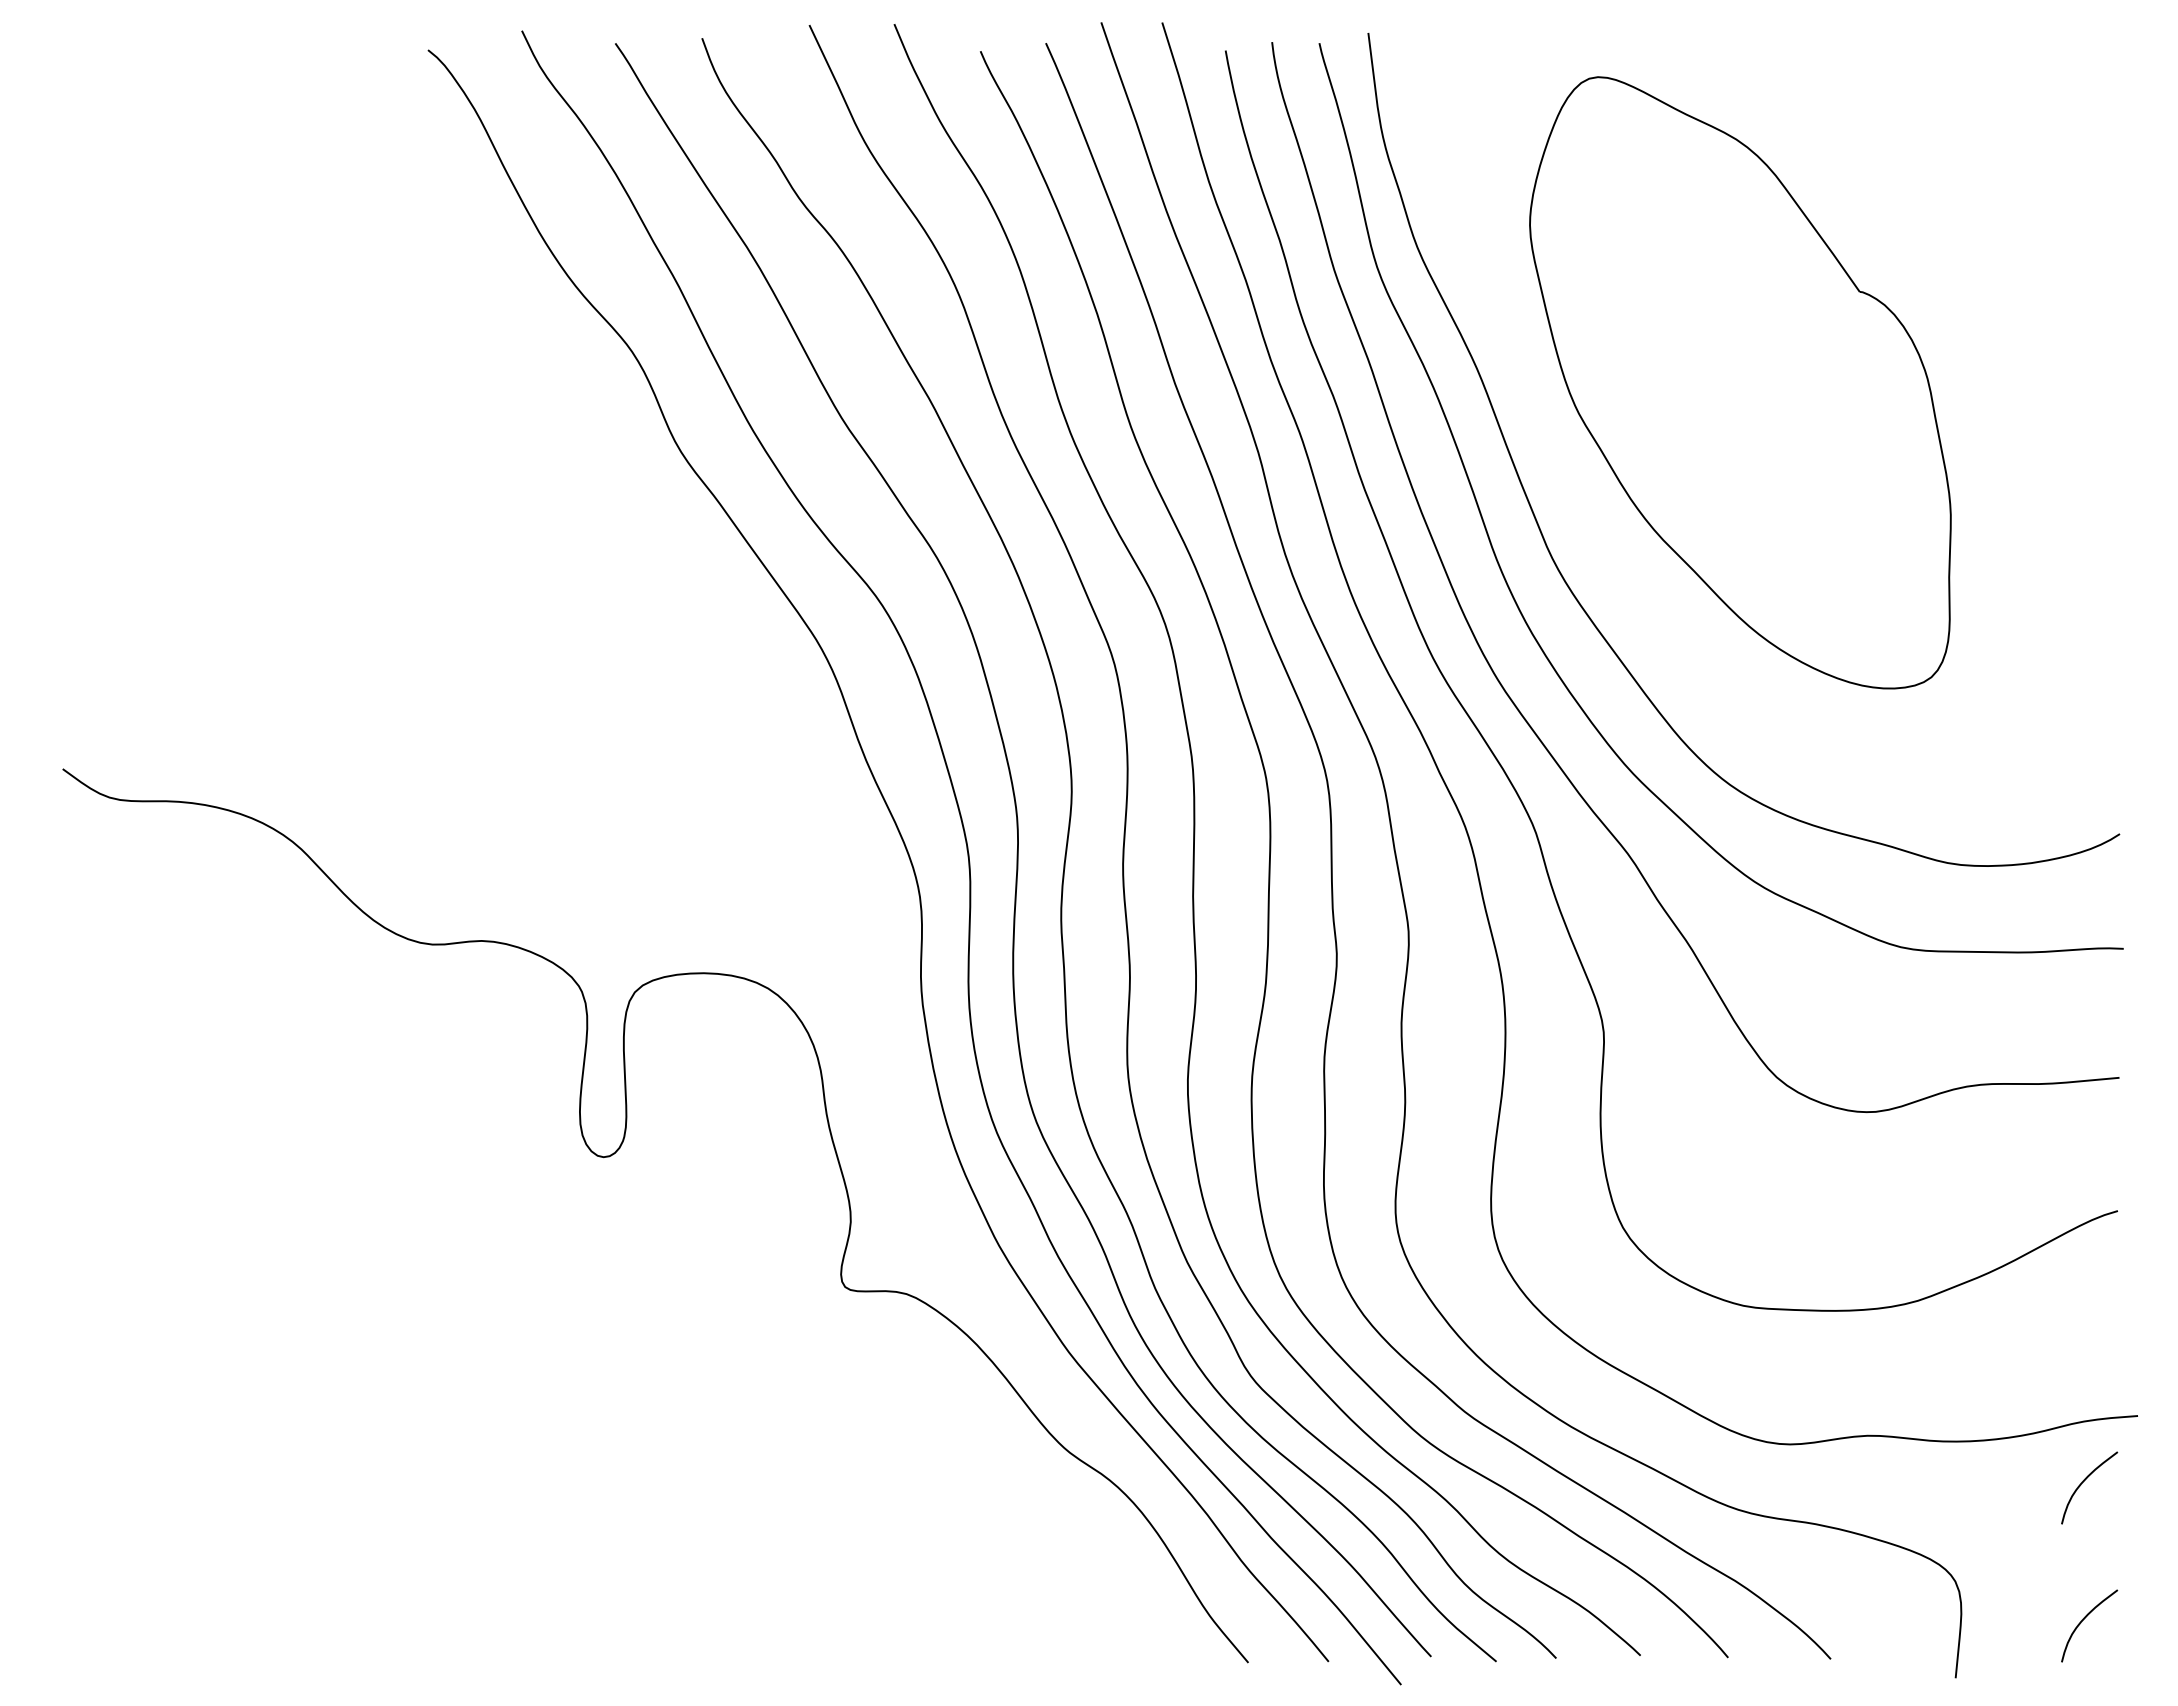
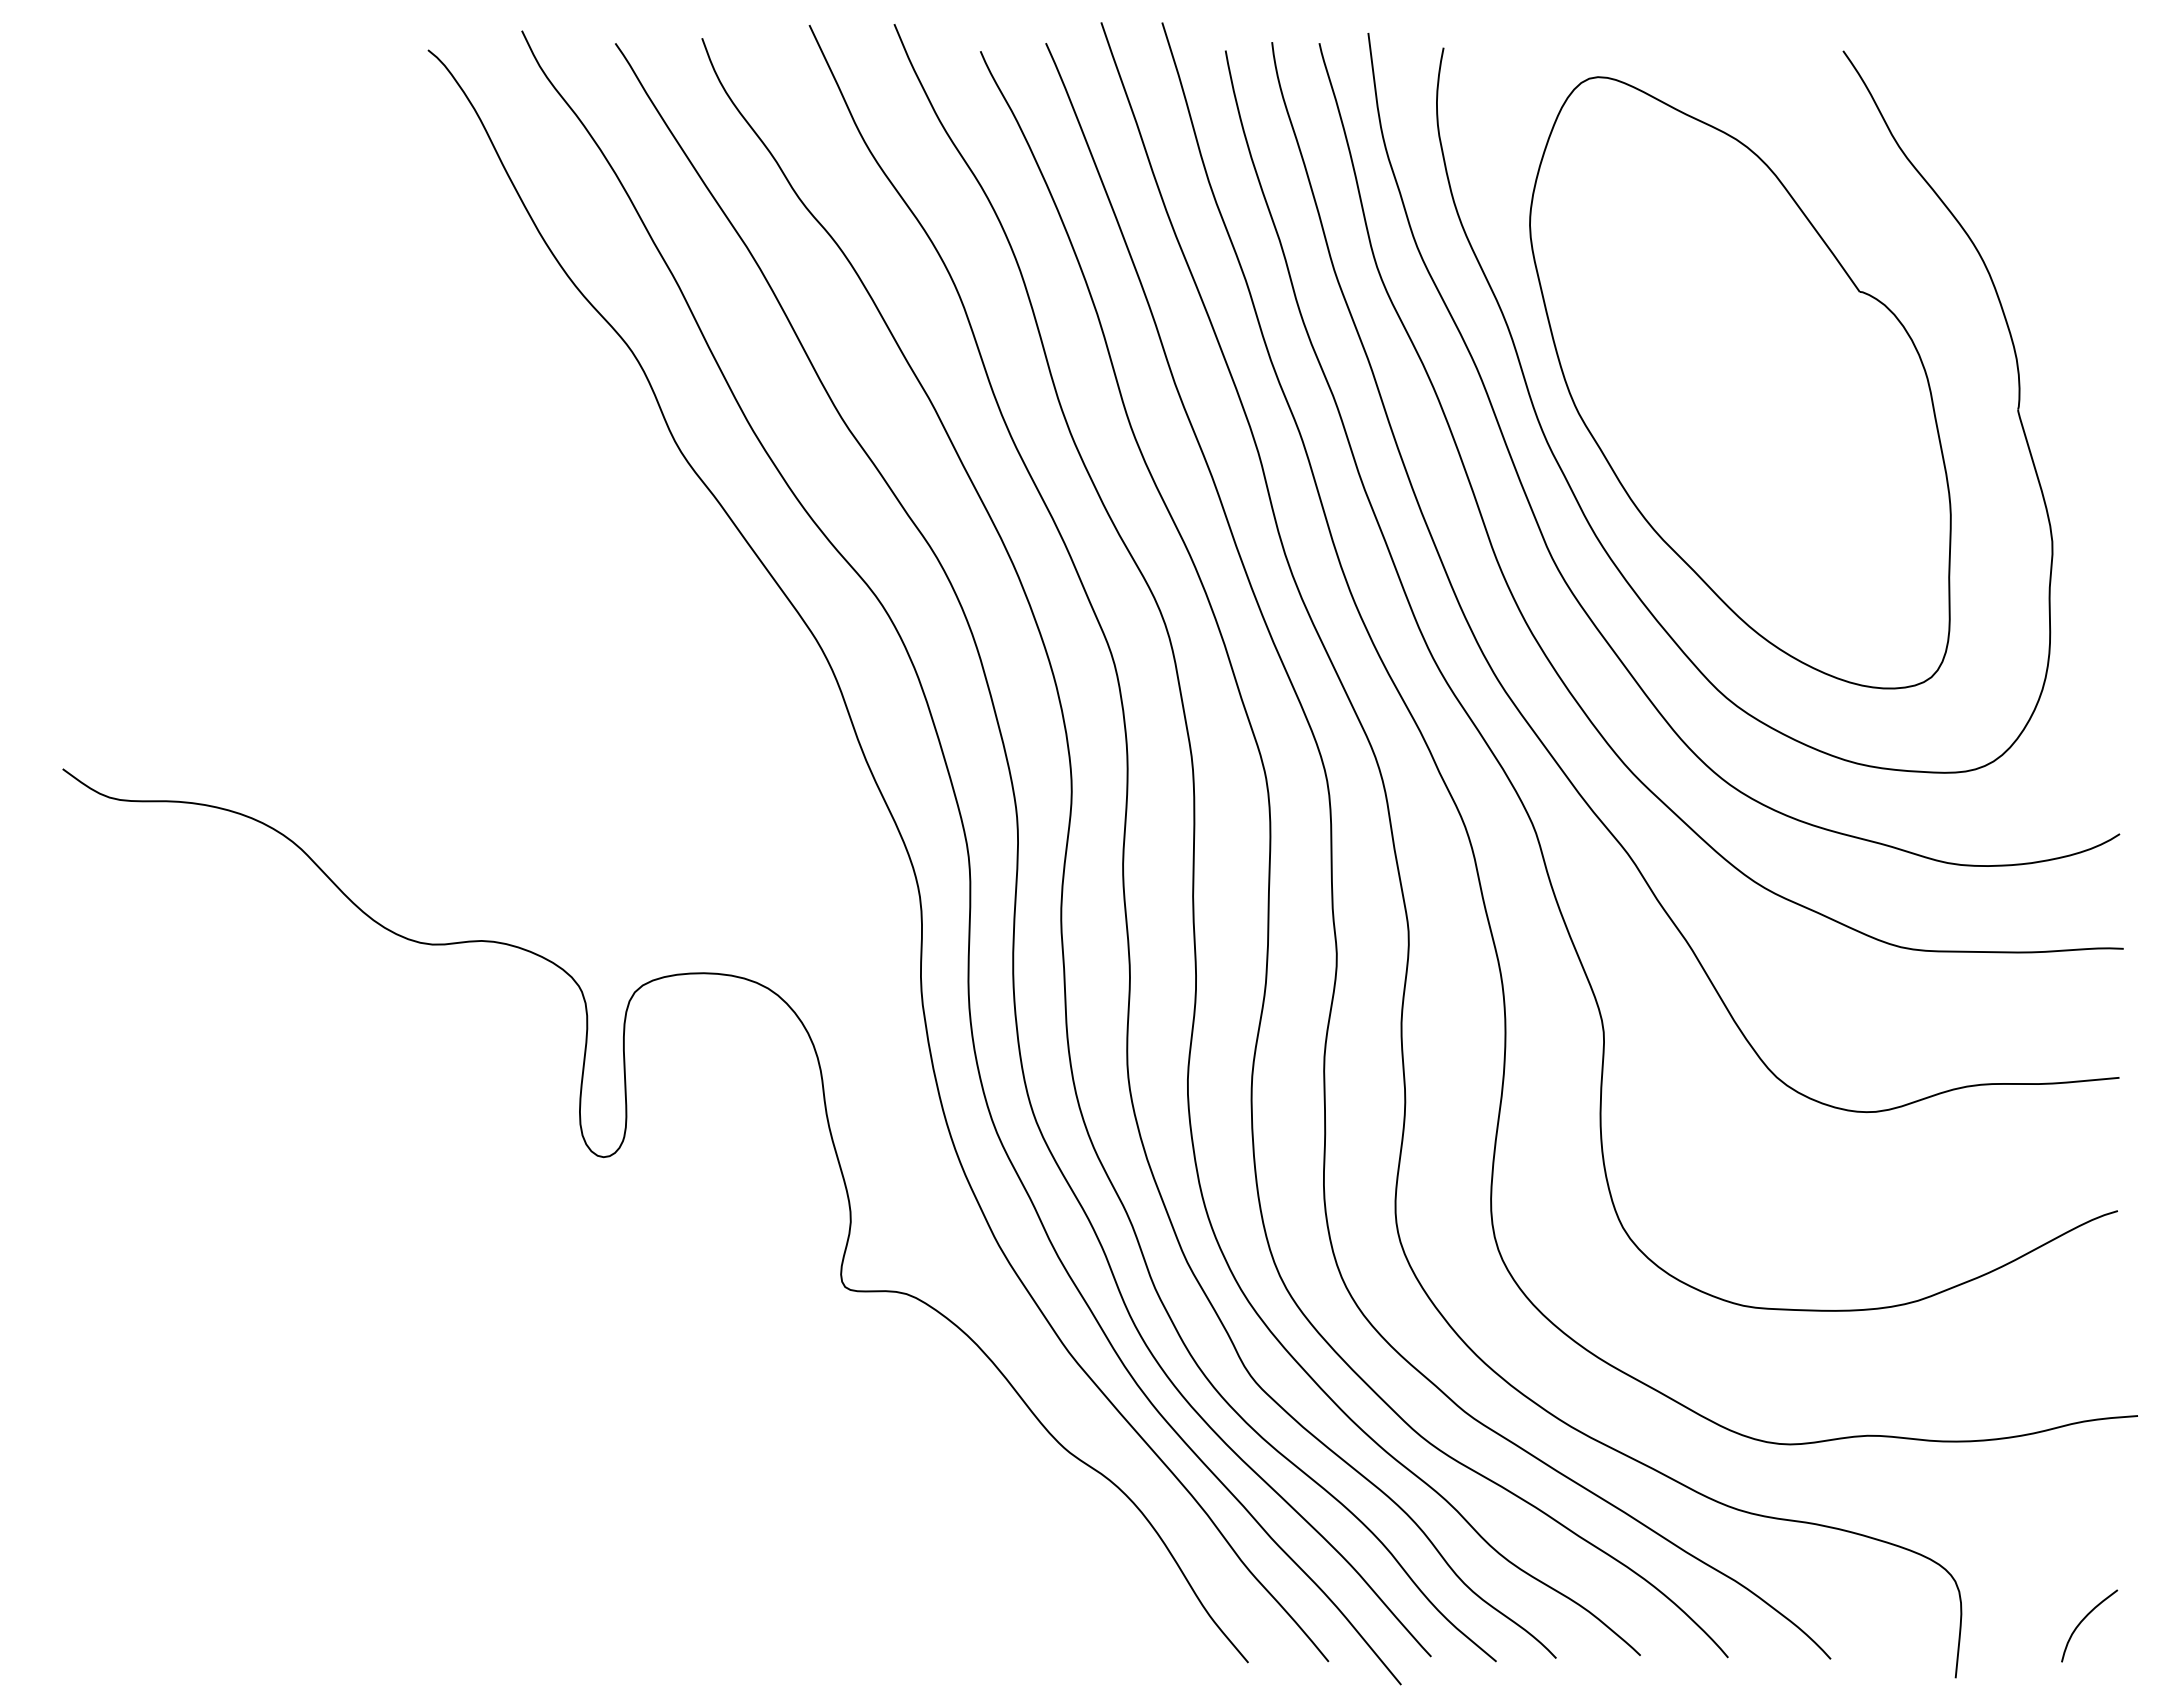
part: none -> present (1575, 495)
curve: present -> none (2084, 1481)
